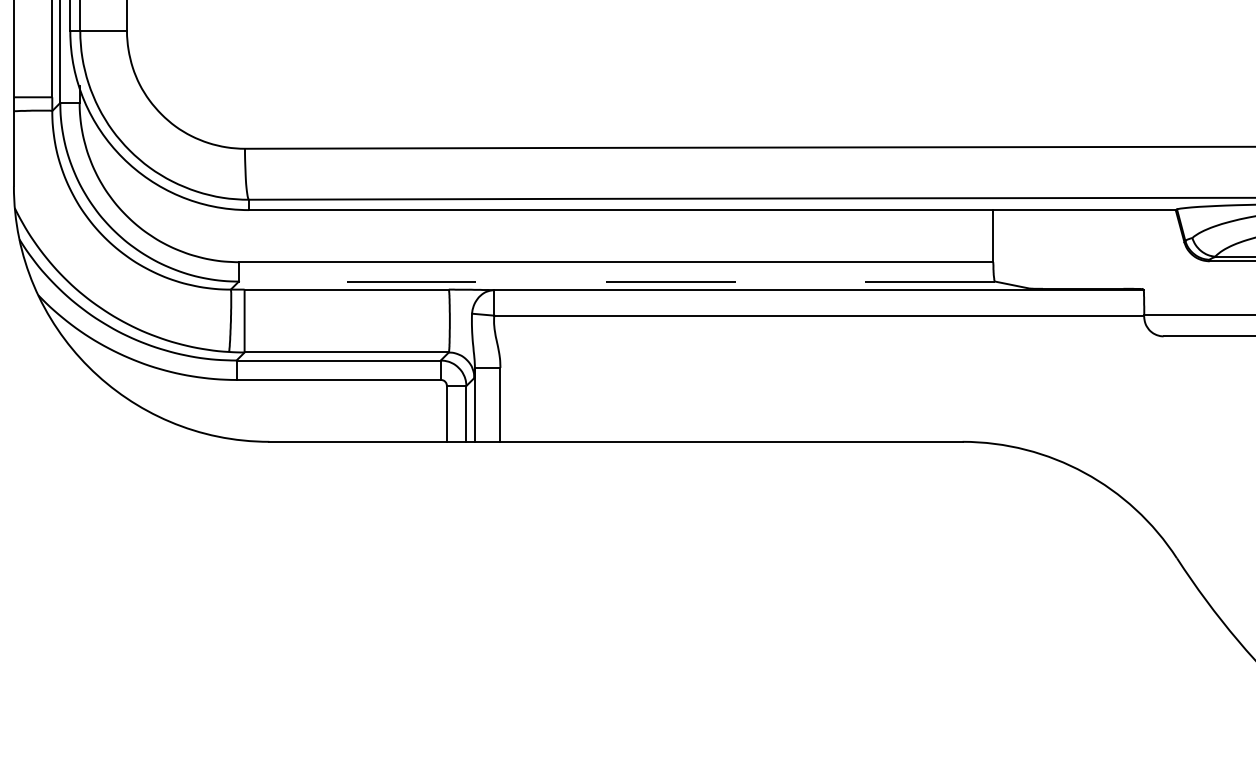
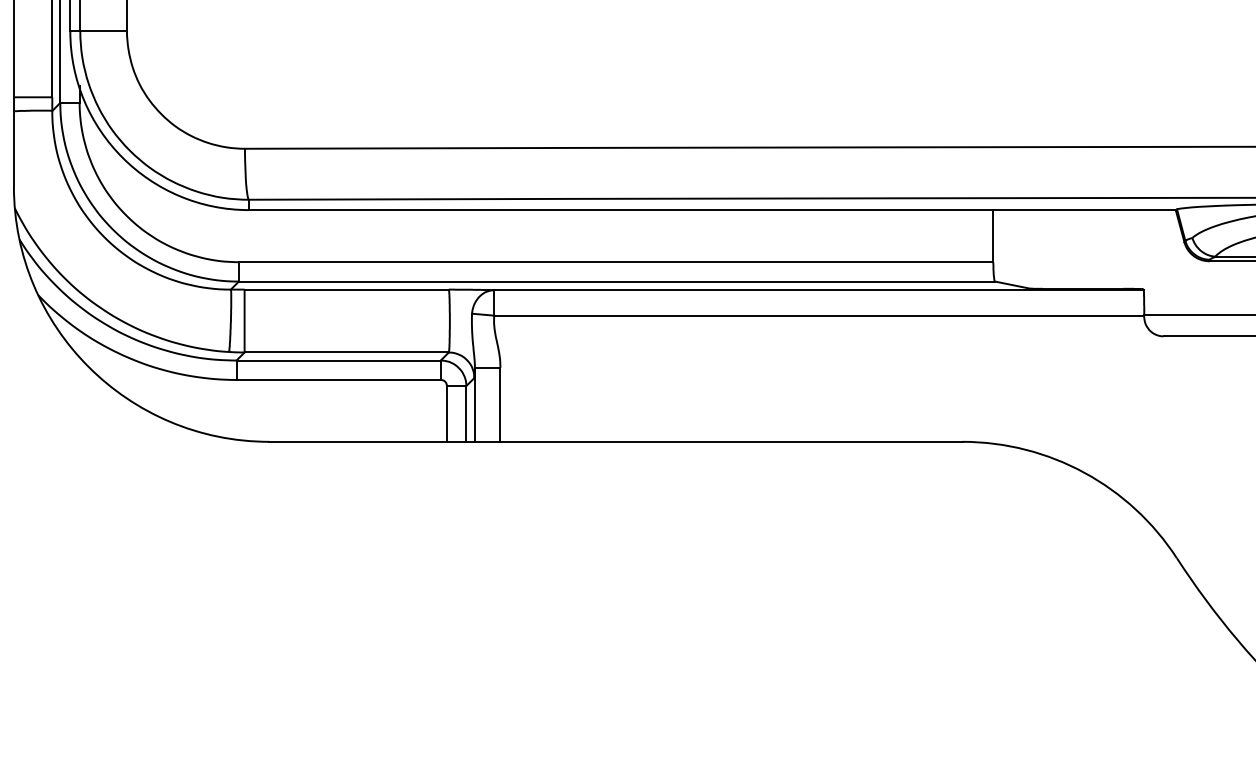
line: dashed -> solid (616, 281)
